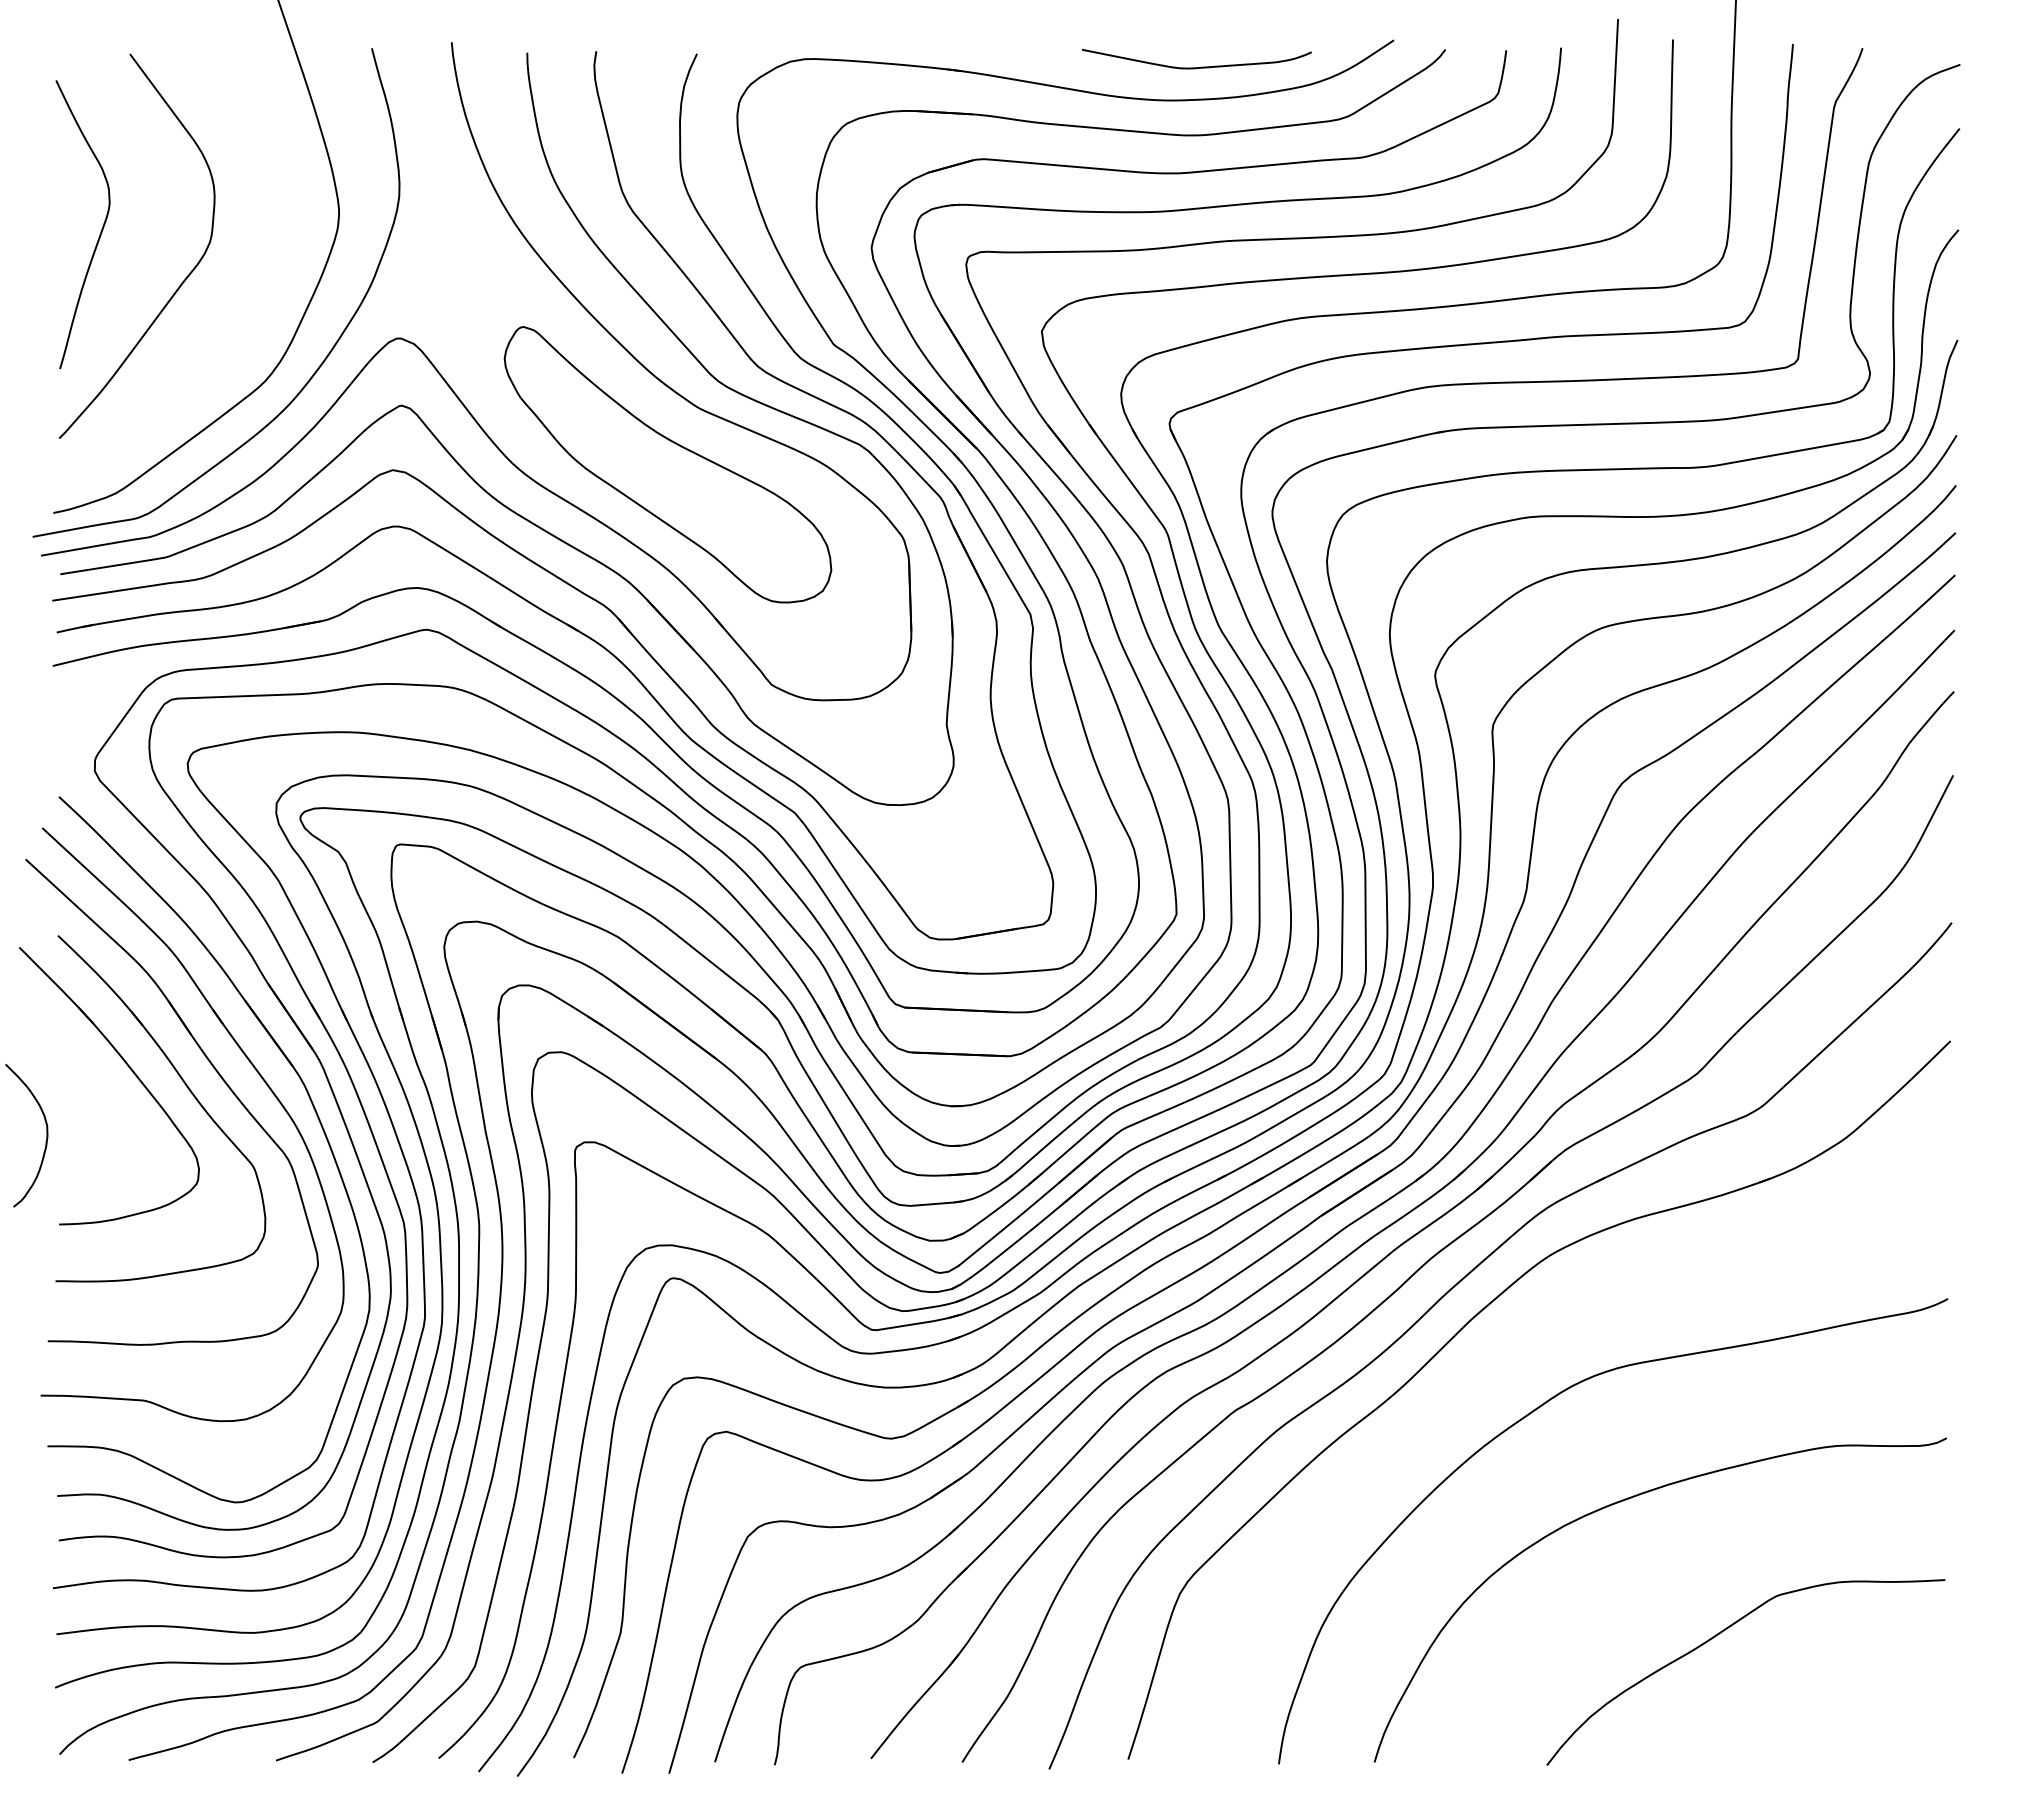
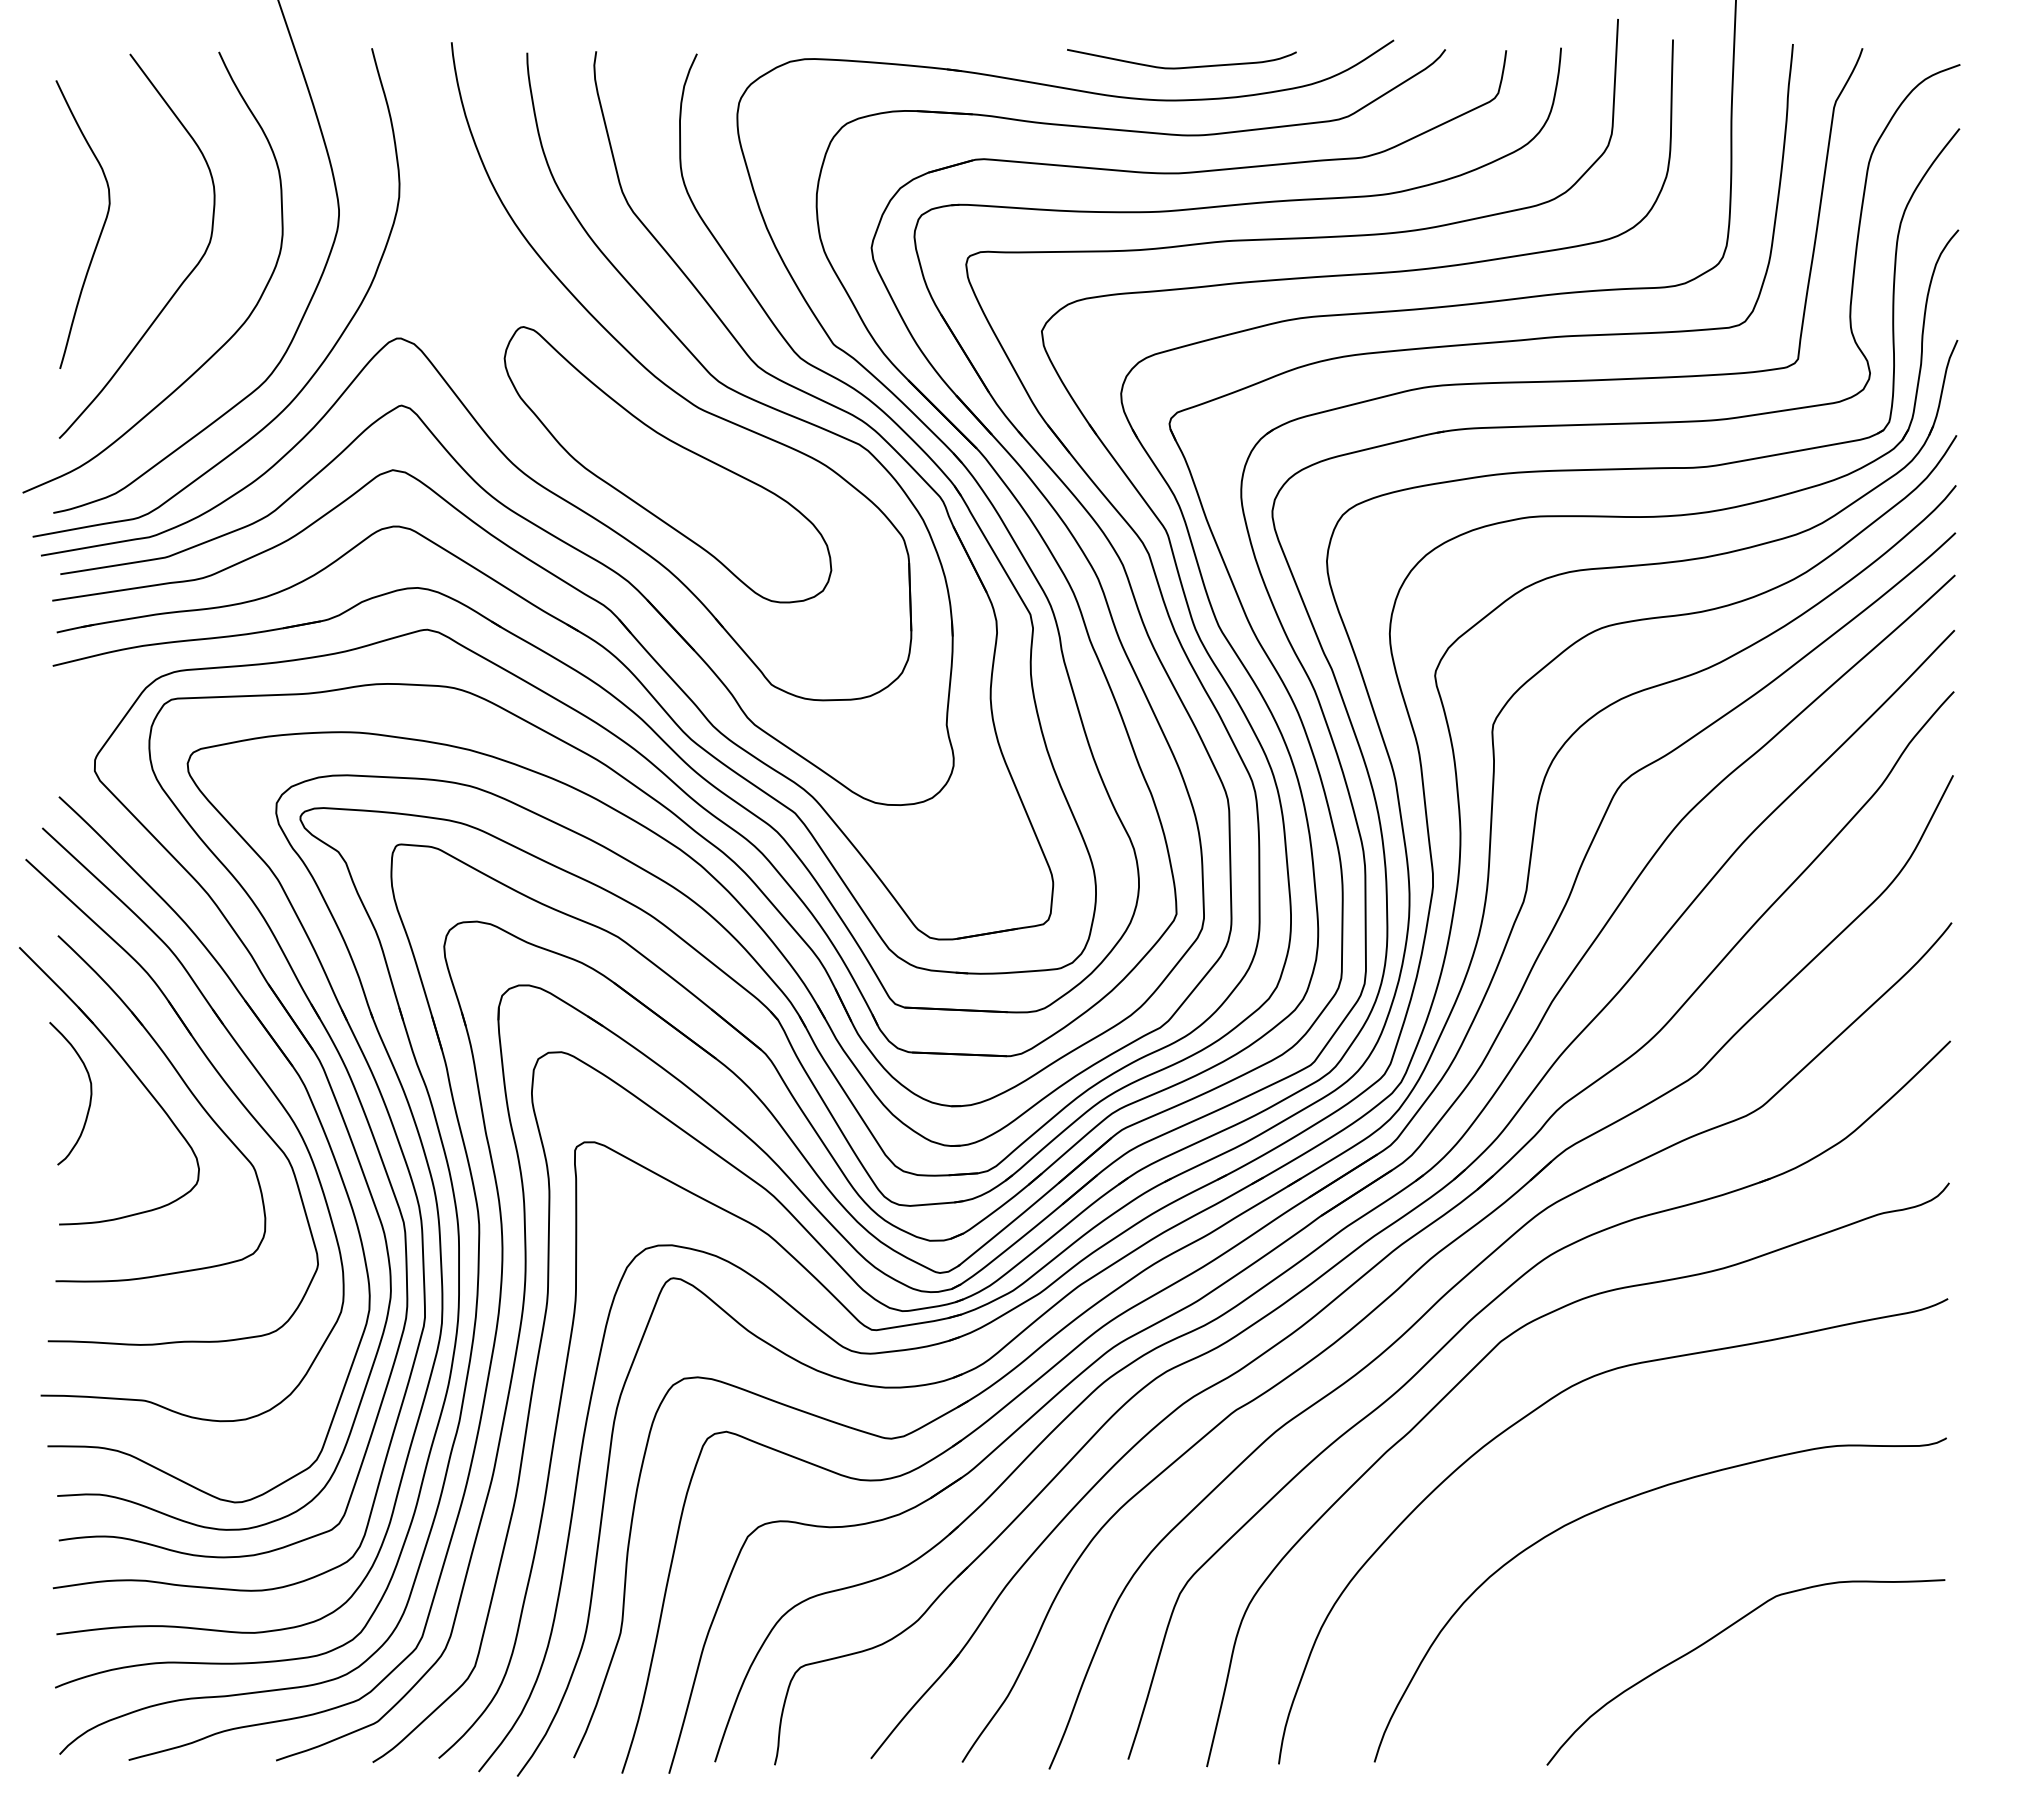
curve position: (1196, 67) -> (1181, 67) (1181, 67)
curve: none -> present (219, 347)
curve position: (45, 1141) -> (89, 1099) (89, 1099)
curve: none -> present (1481, 1362)
